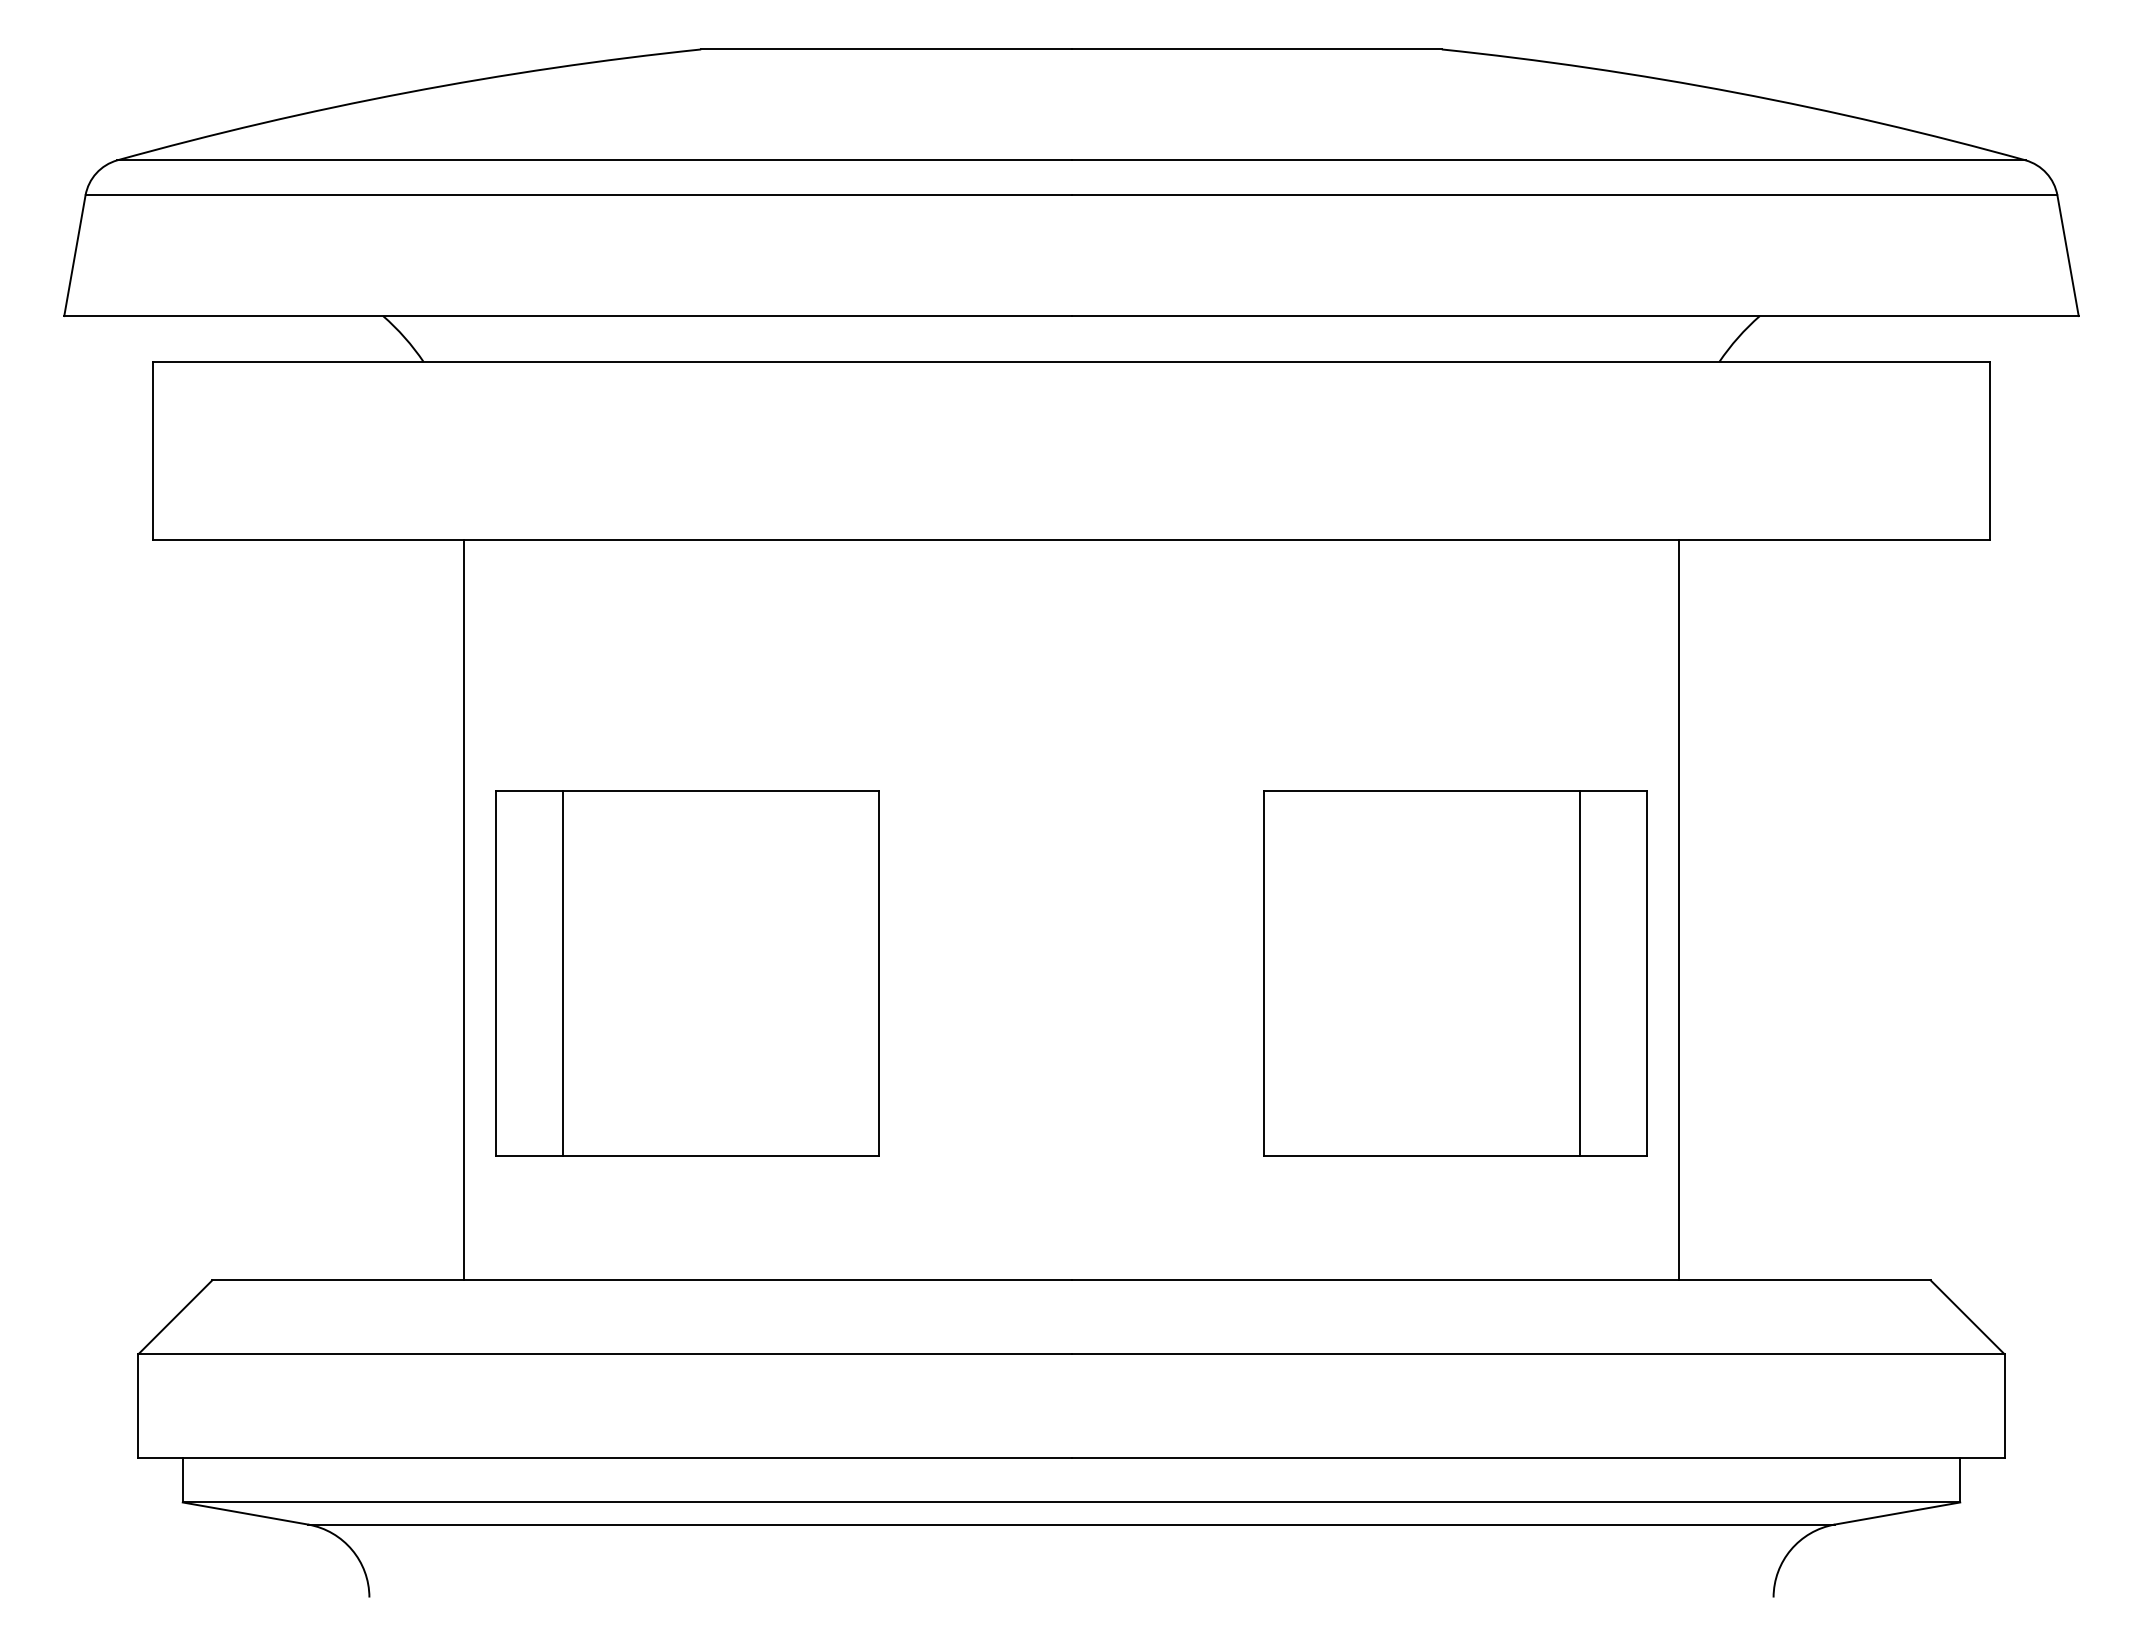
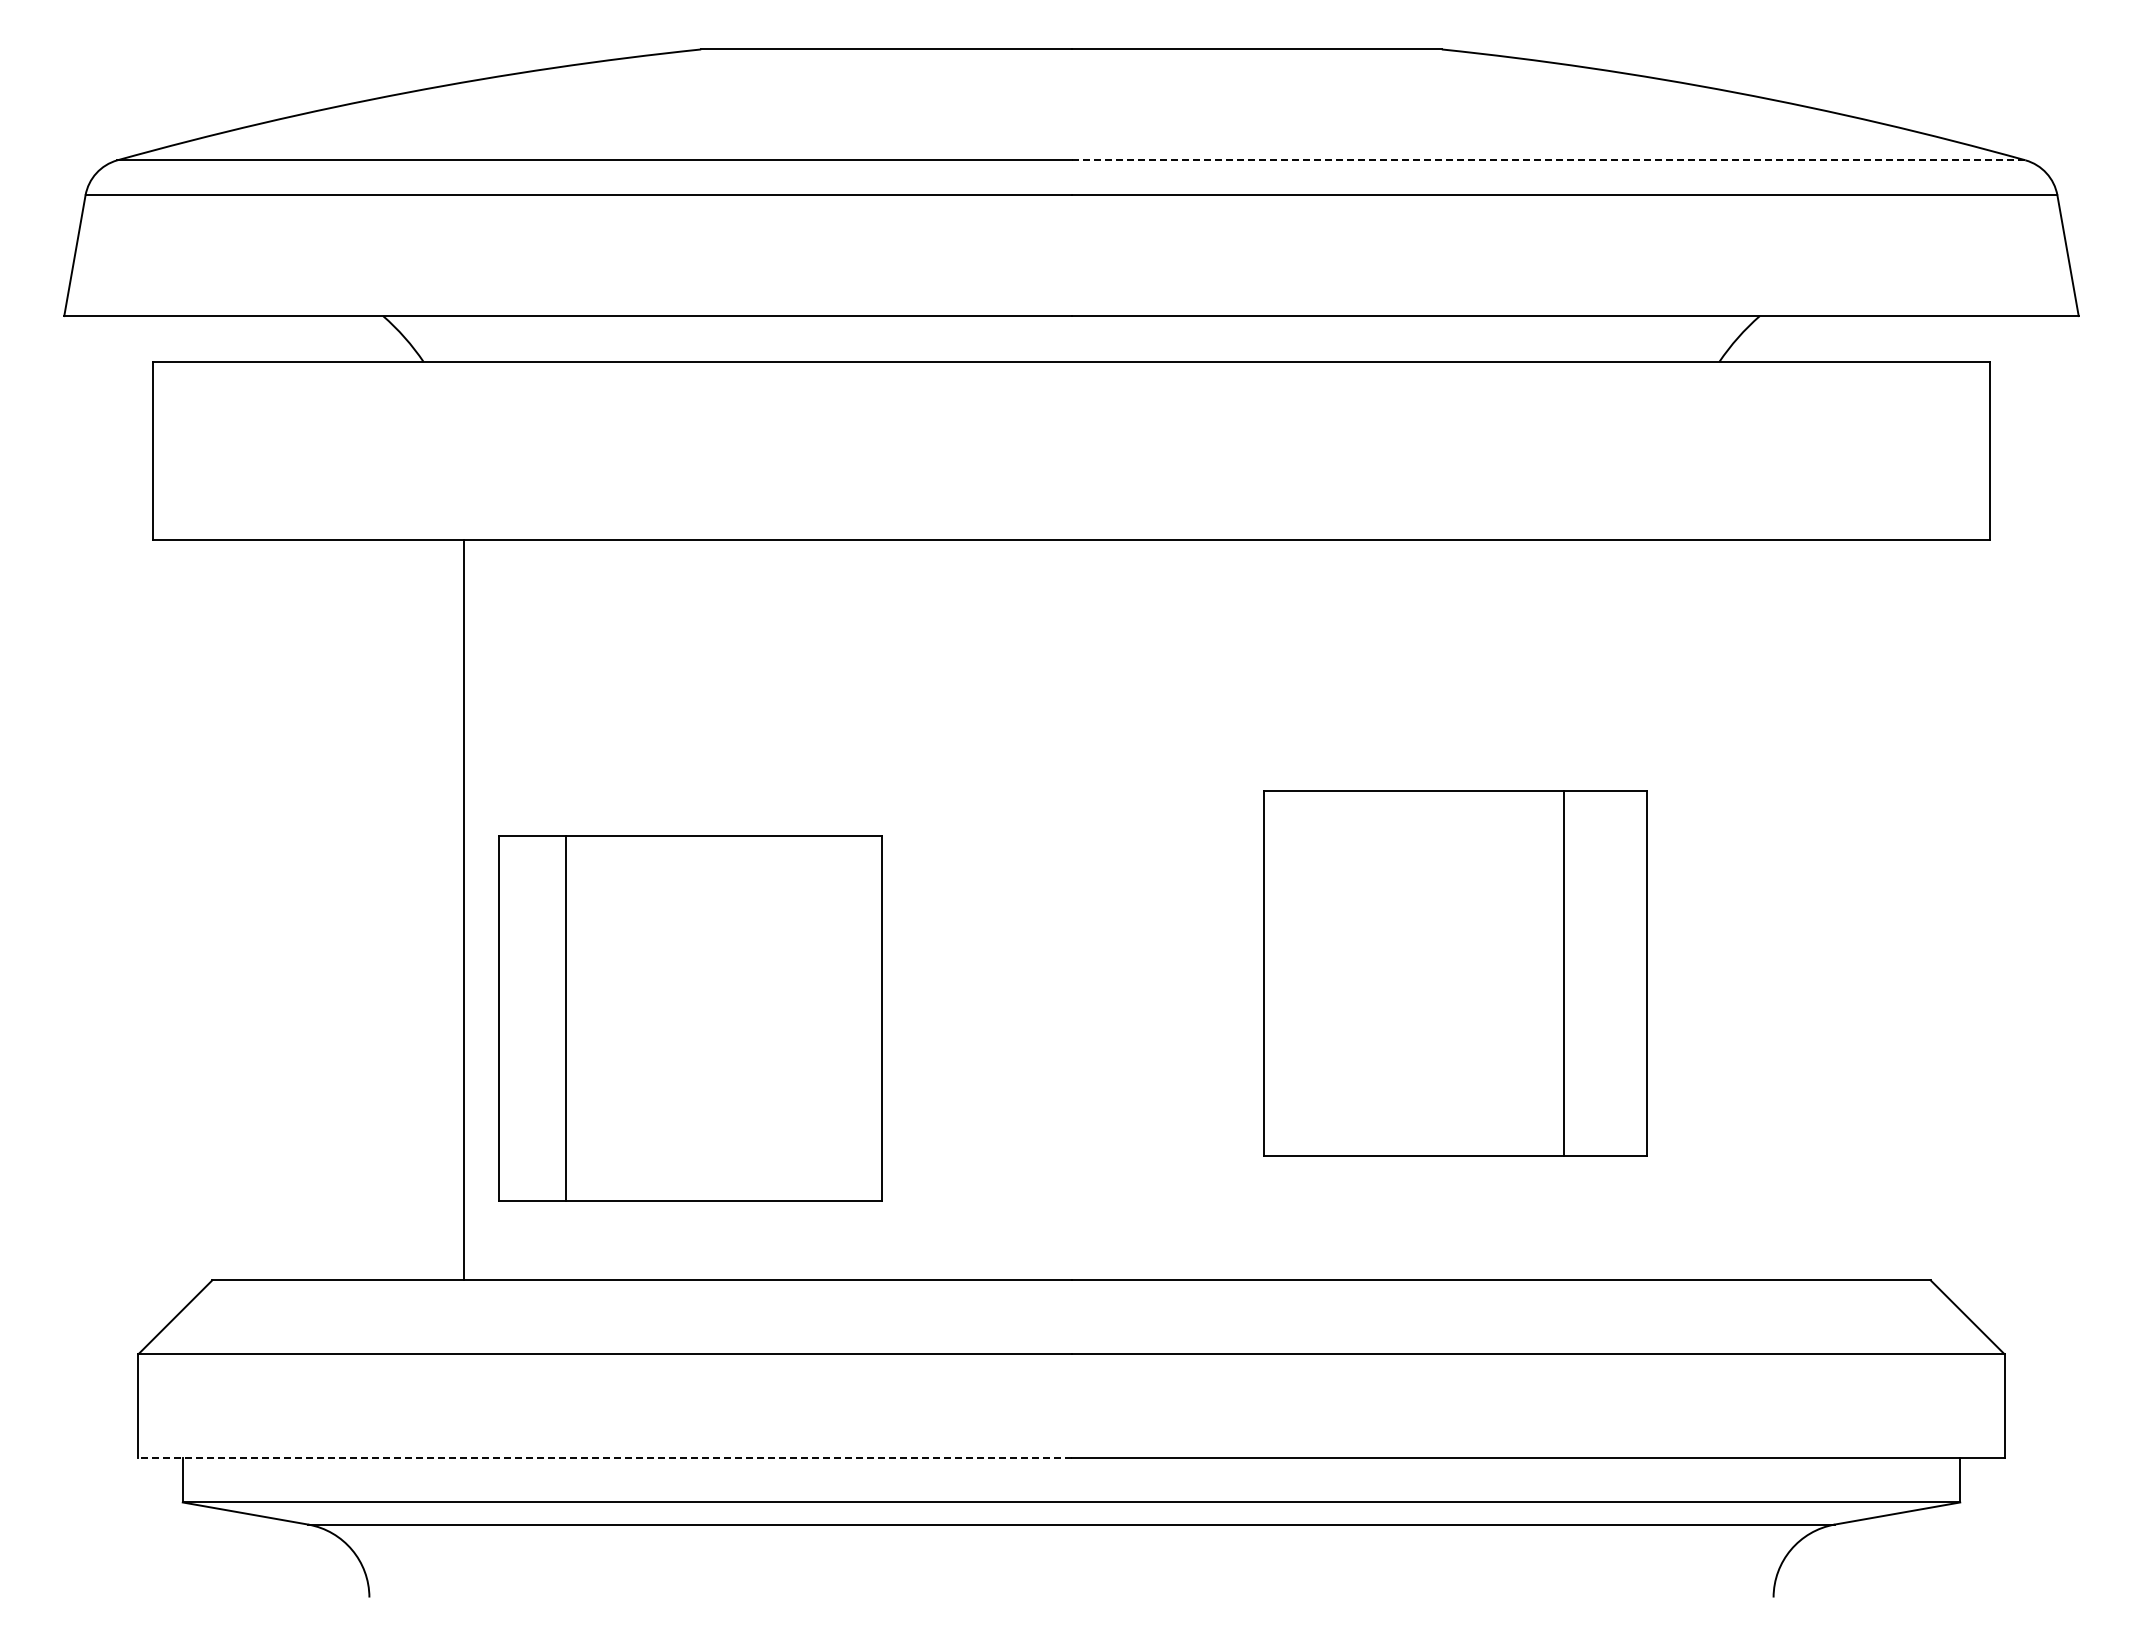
line: solid -> dashed (1549, 160)
line: present -> none (1678, 909)
part position: (687, 973) -> (690, 1018) (690, 1018)
line position: (1579, 973) -> (1563, 973) (1563, 973)
line: solid -> dashed (604, 1458)
